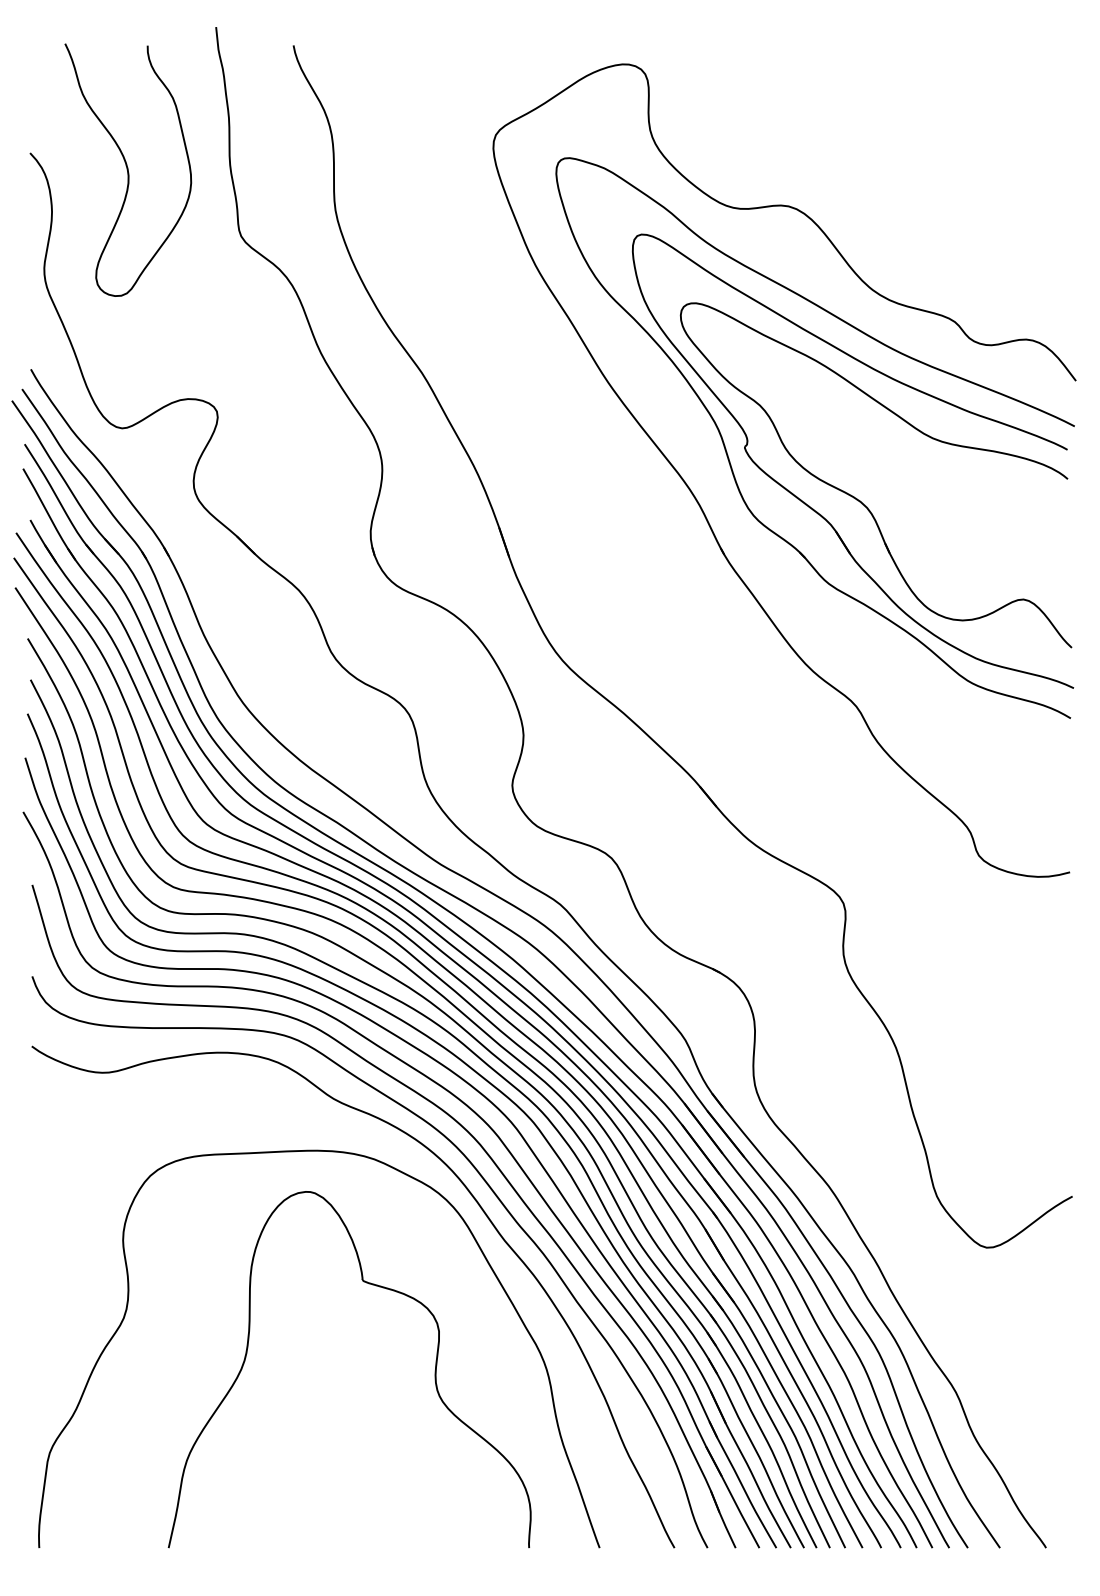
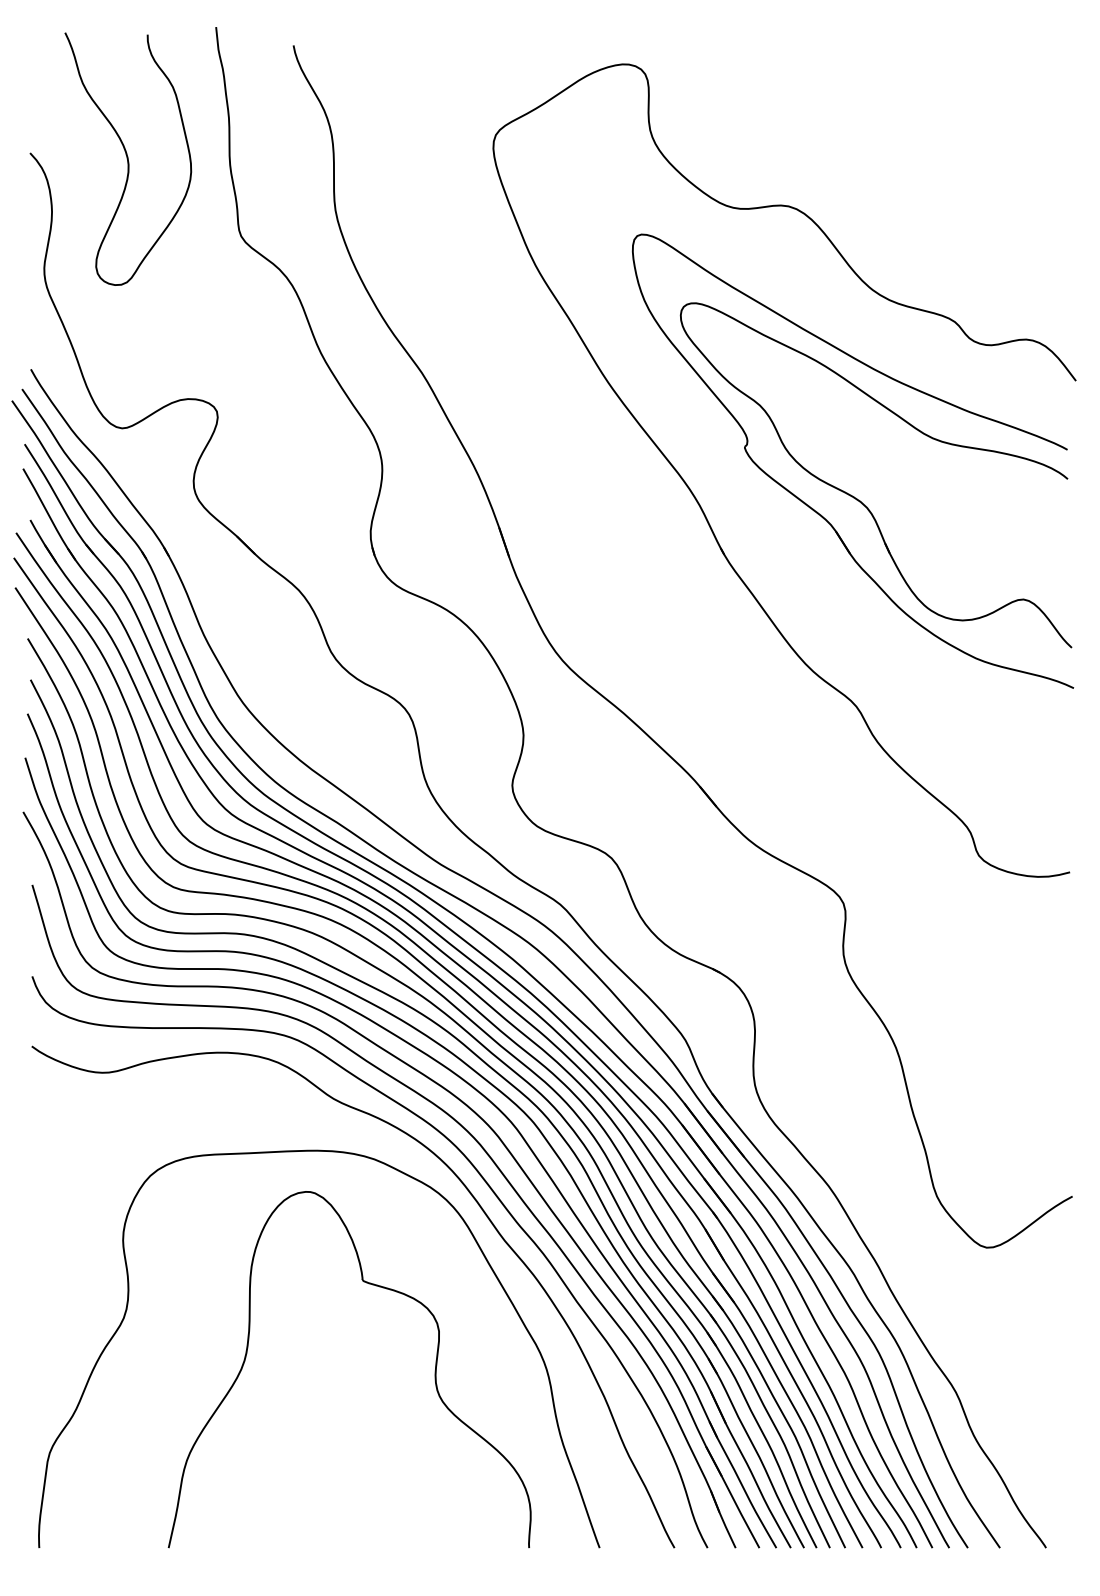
curve position: (128, 169) -> (128, 158) (128, 158)
part: present -> none (731, 464)
